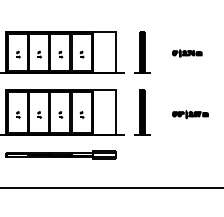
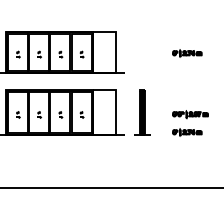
part: present -> none (142, 52)
part: none -> present (187, 132)
part: present -> none (60, 154)
